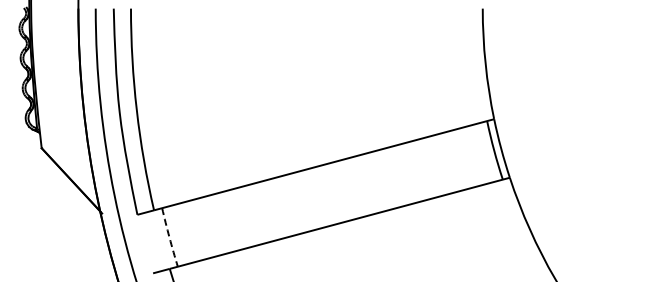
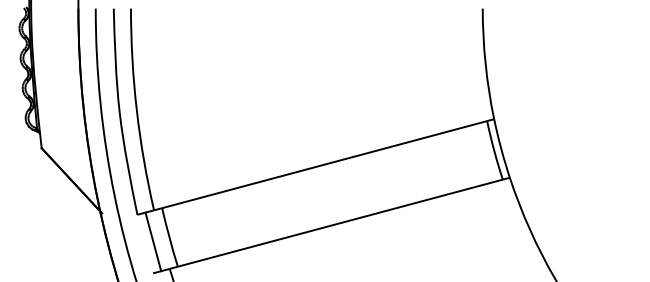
arc: dashed -> solid (169, 237)
line: none -> present (153, 241)
